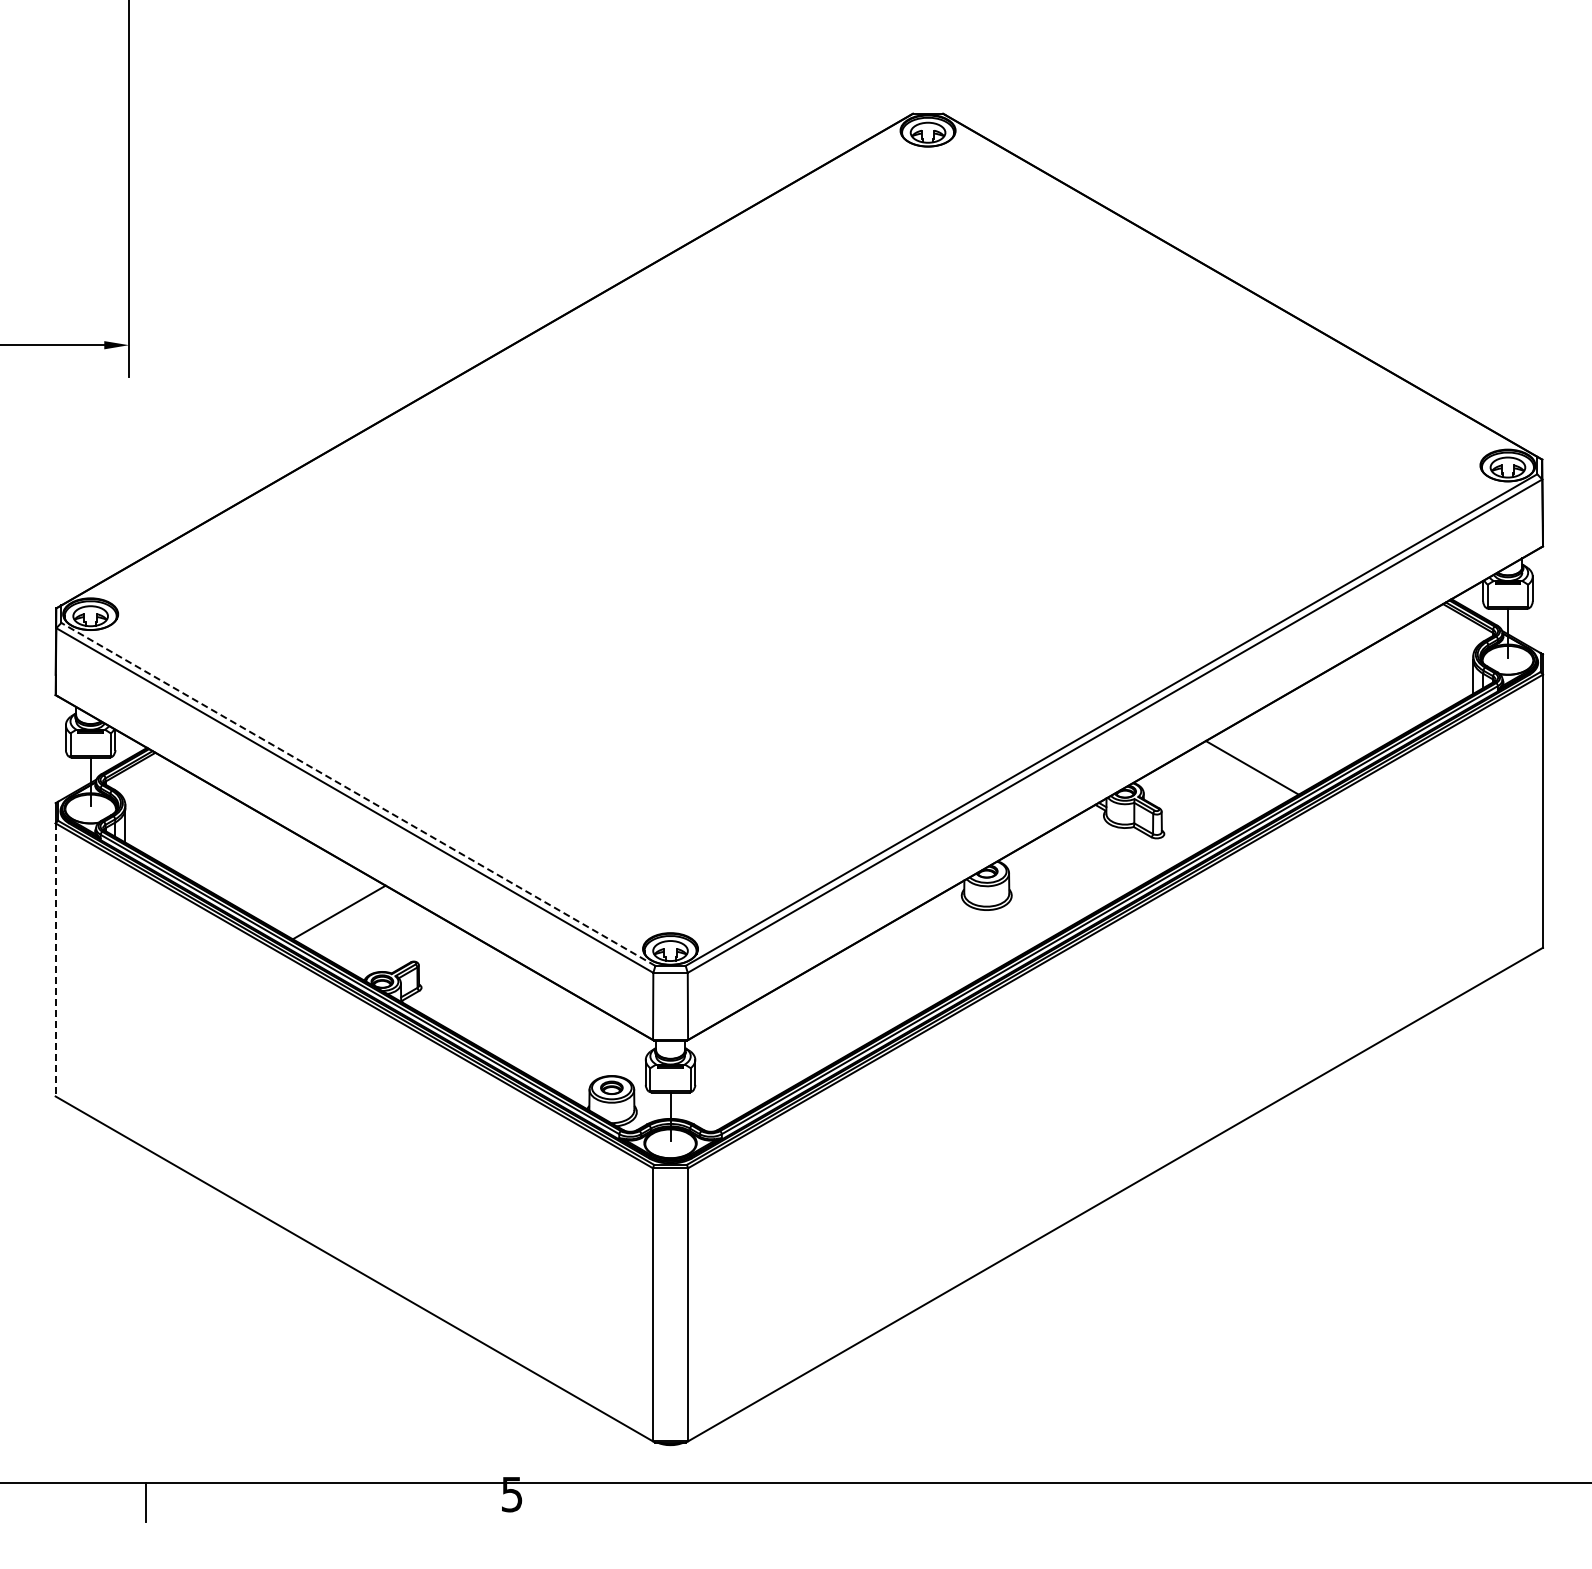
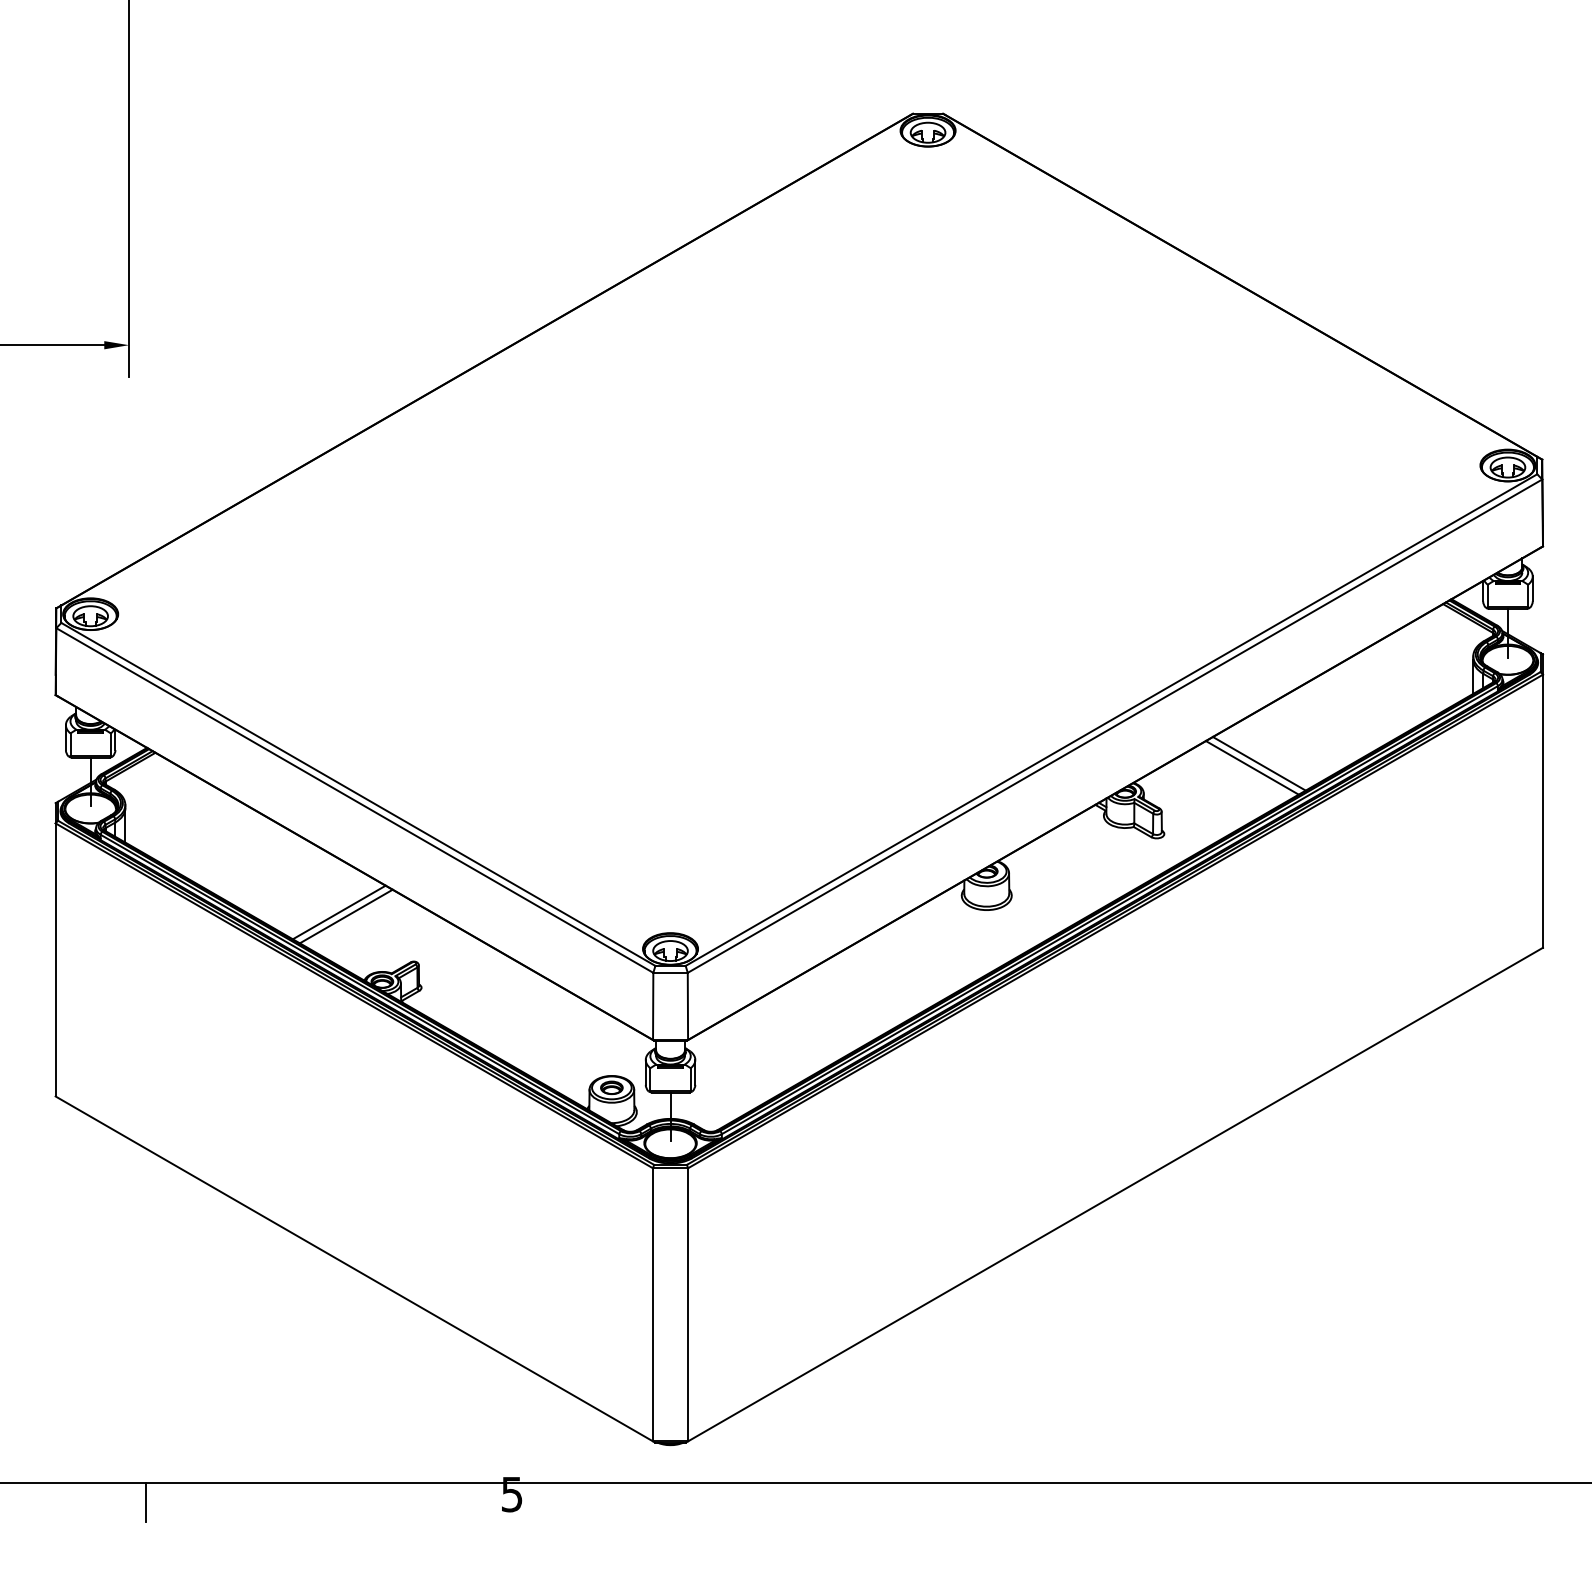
line: none -> present (1258, 763)
line: dashed -> solid (358, 794)
line: none -> present (345, 916)
line: dashed -> solid (55, 959)
